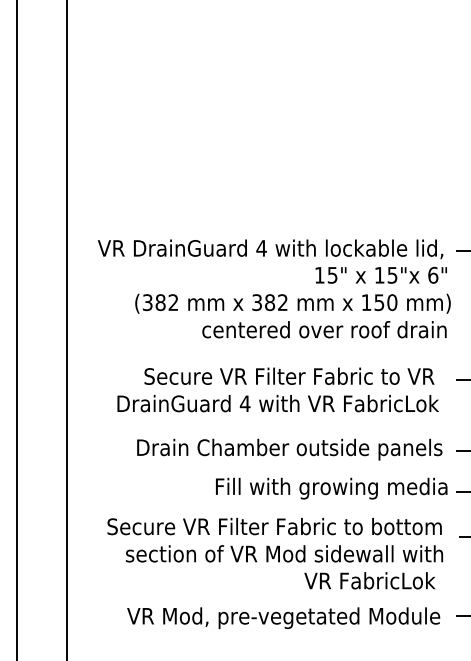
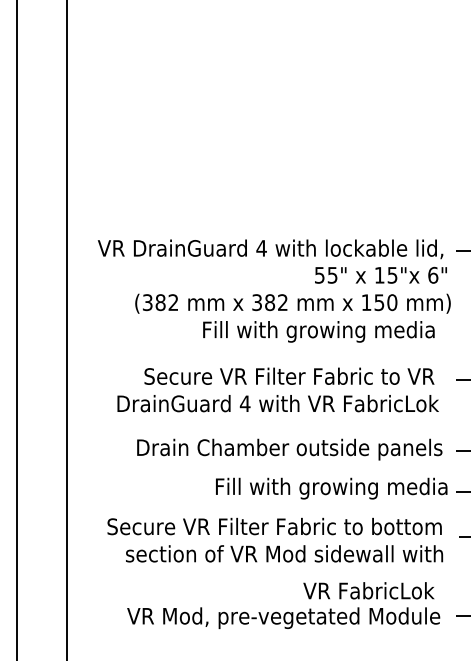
text: 15" -> 55" (319, 275)
text: centered over roof drain -> Fill with growing media (324, 331)
text position: (369, 580) -> (368, 590) (368, 590)
